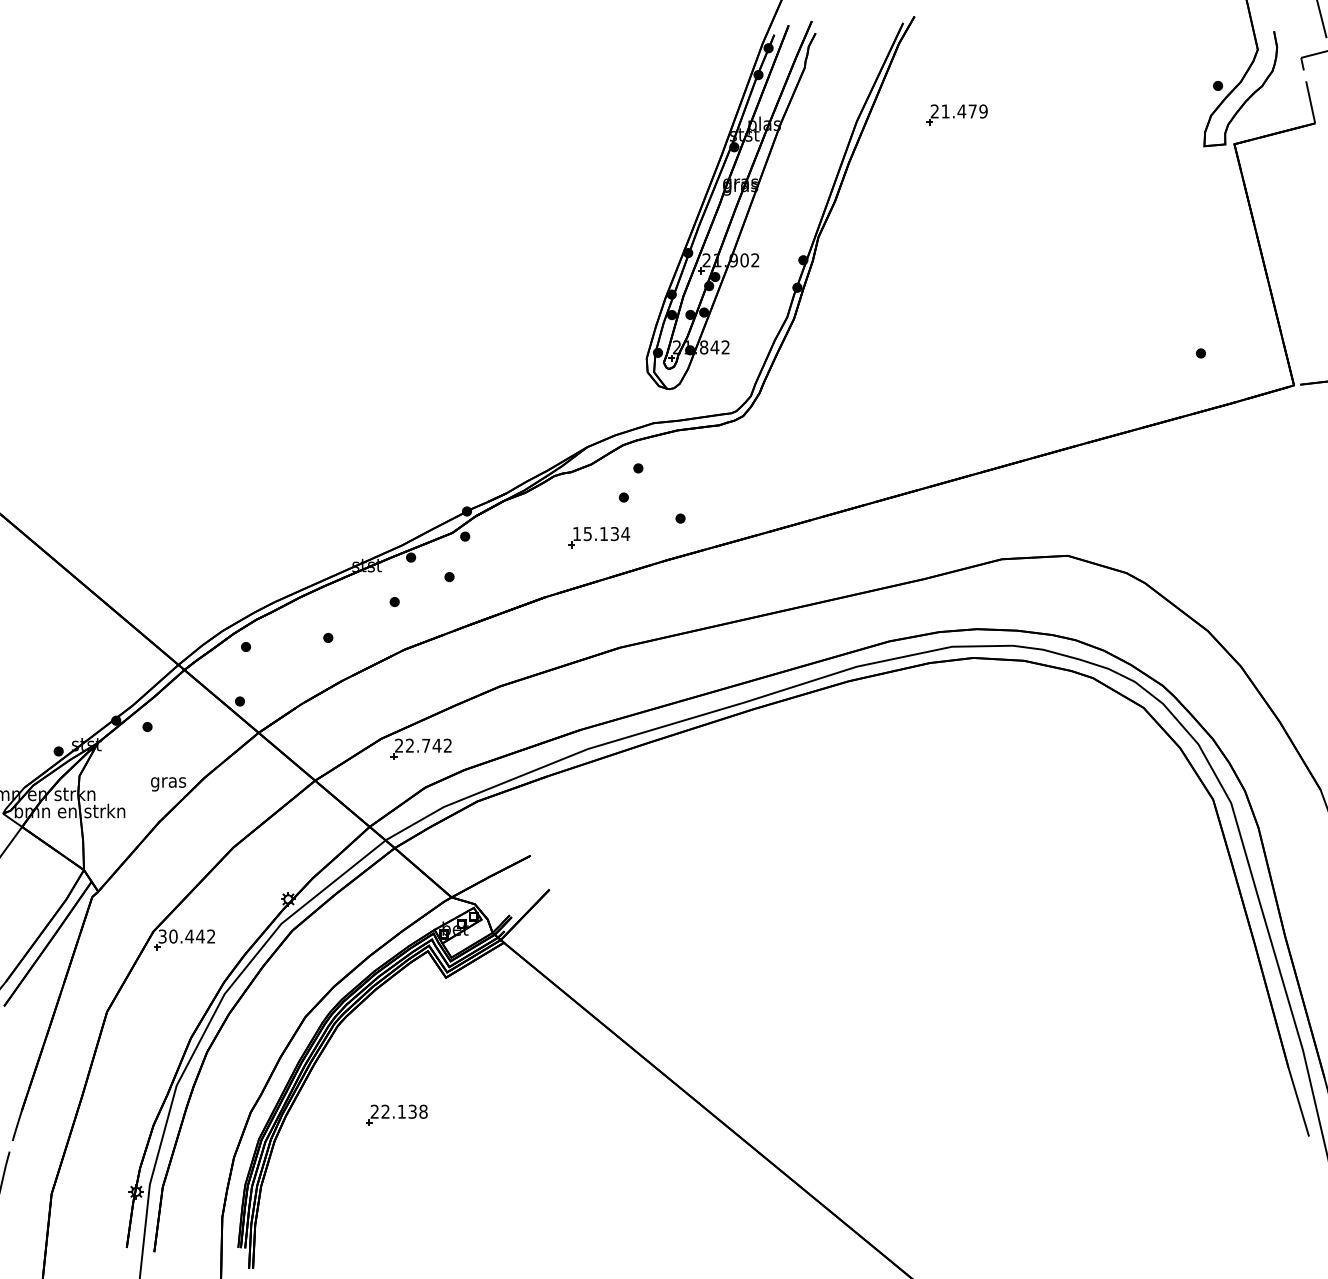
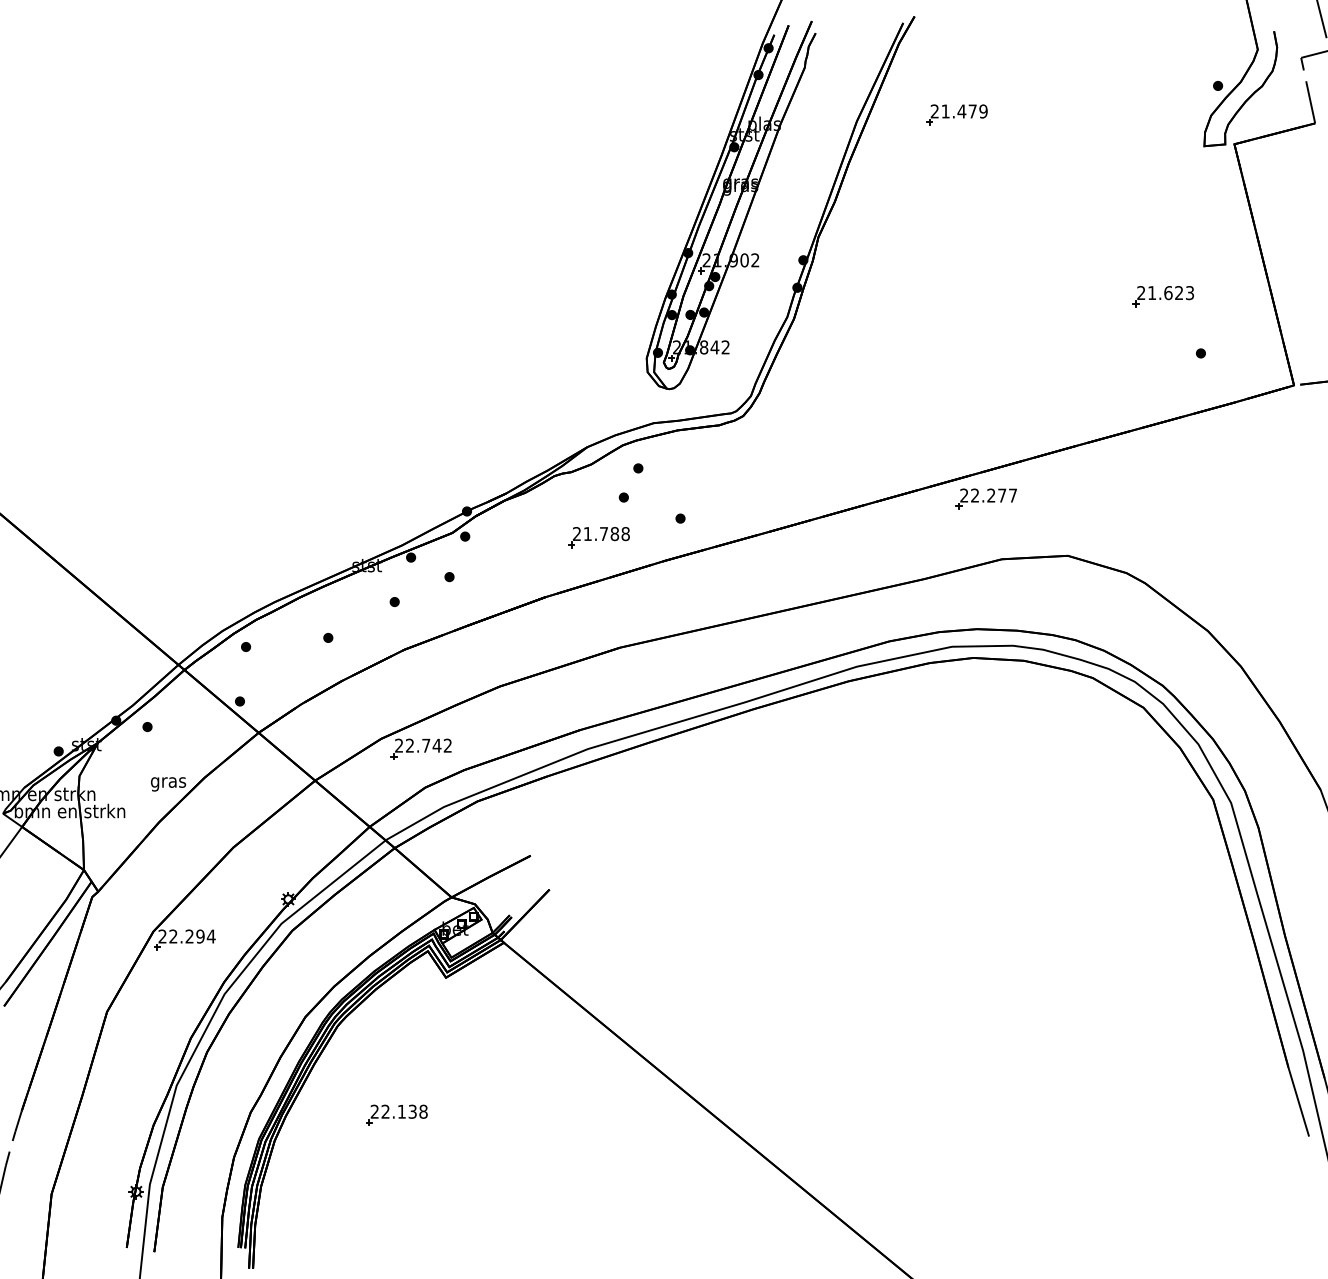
part: none -> present (1162, 296)
part: none -> present (985, 498)
text: 15.134 -> 21.788 (601, 534)
text: 30.442 -> 22.294 (186, 936)
